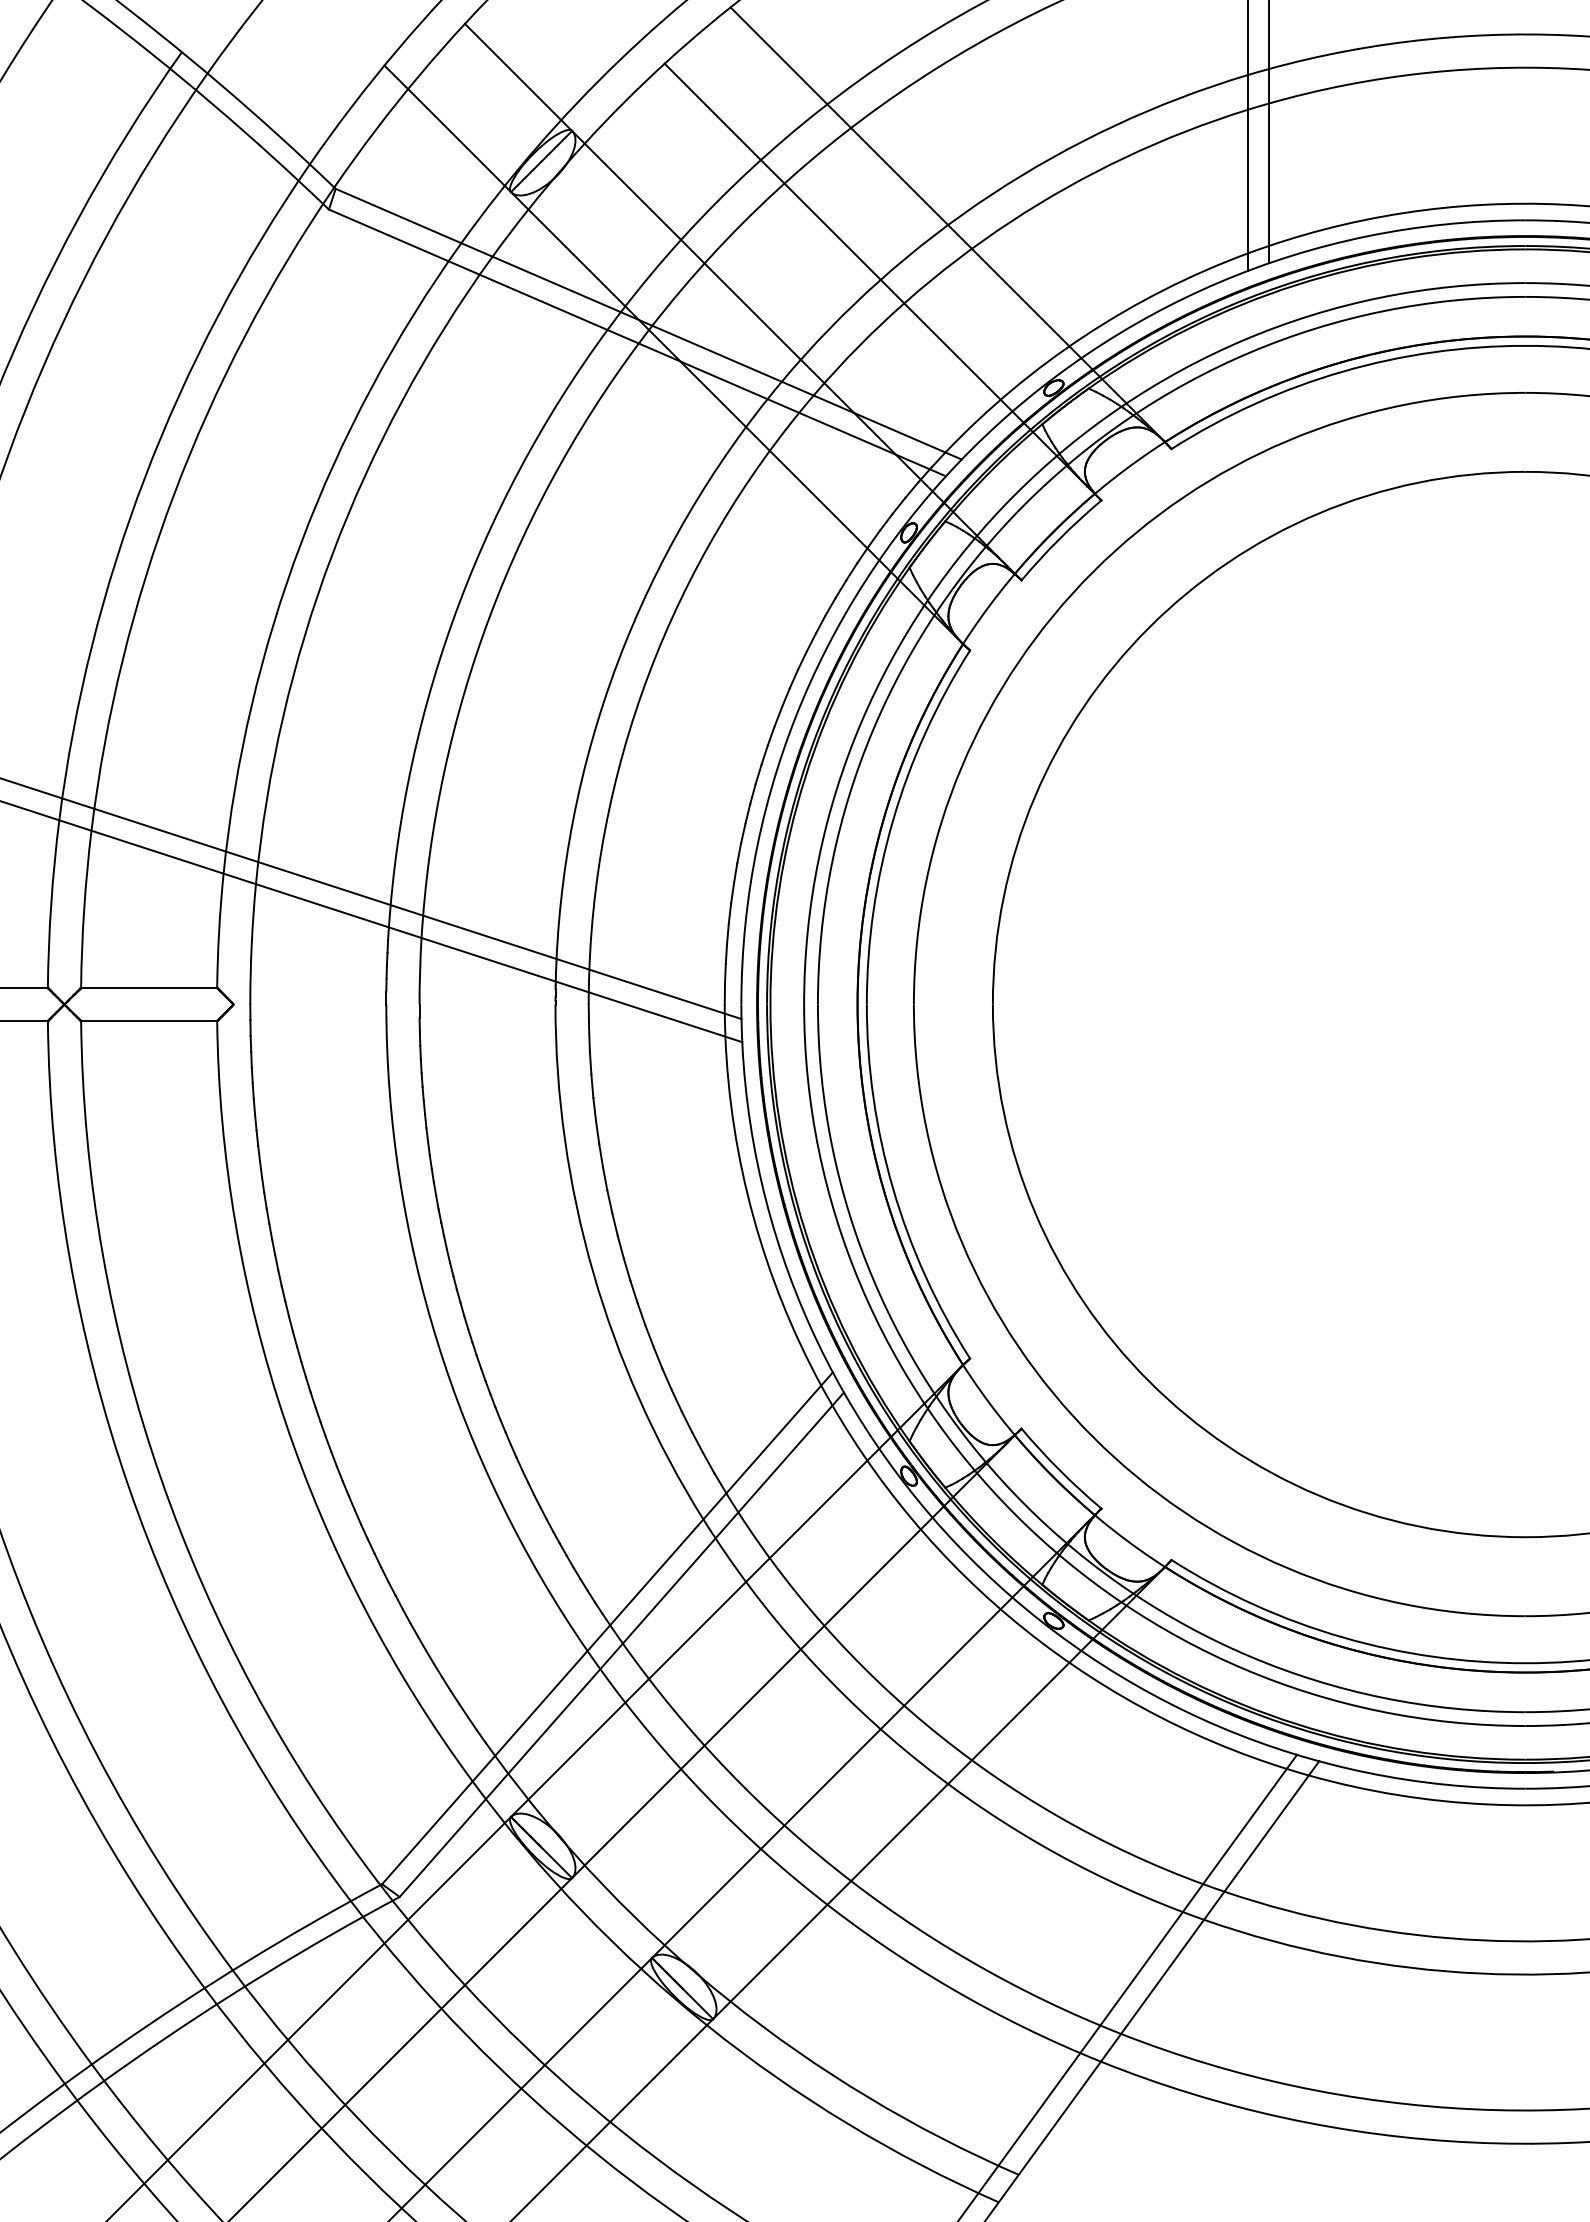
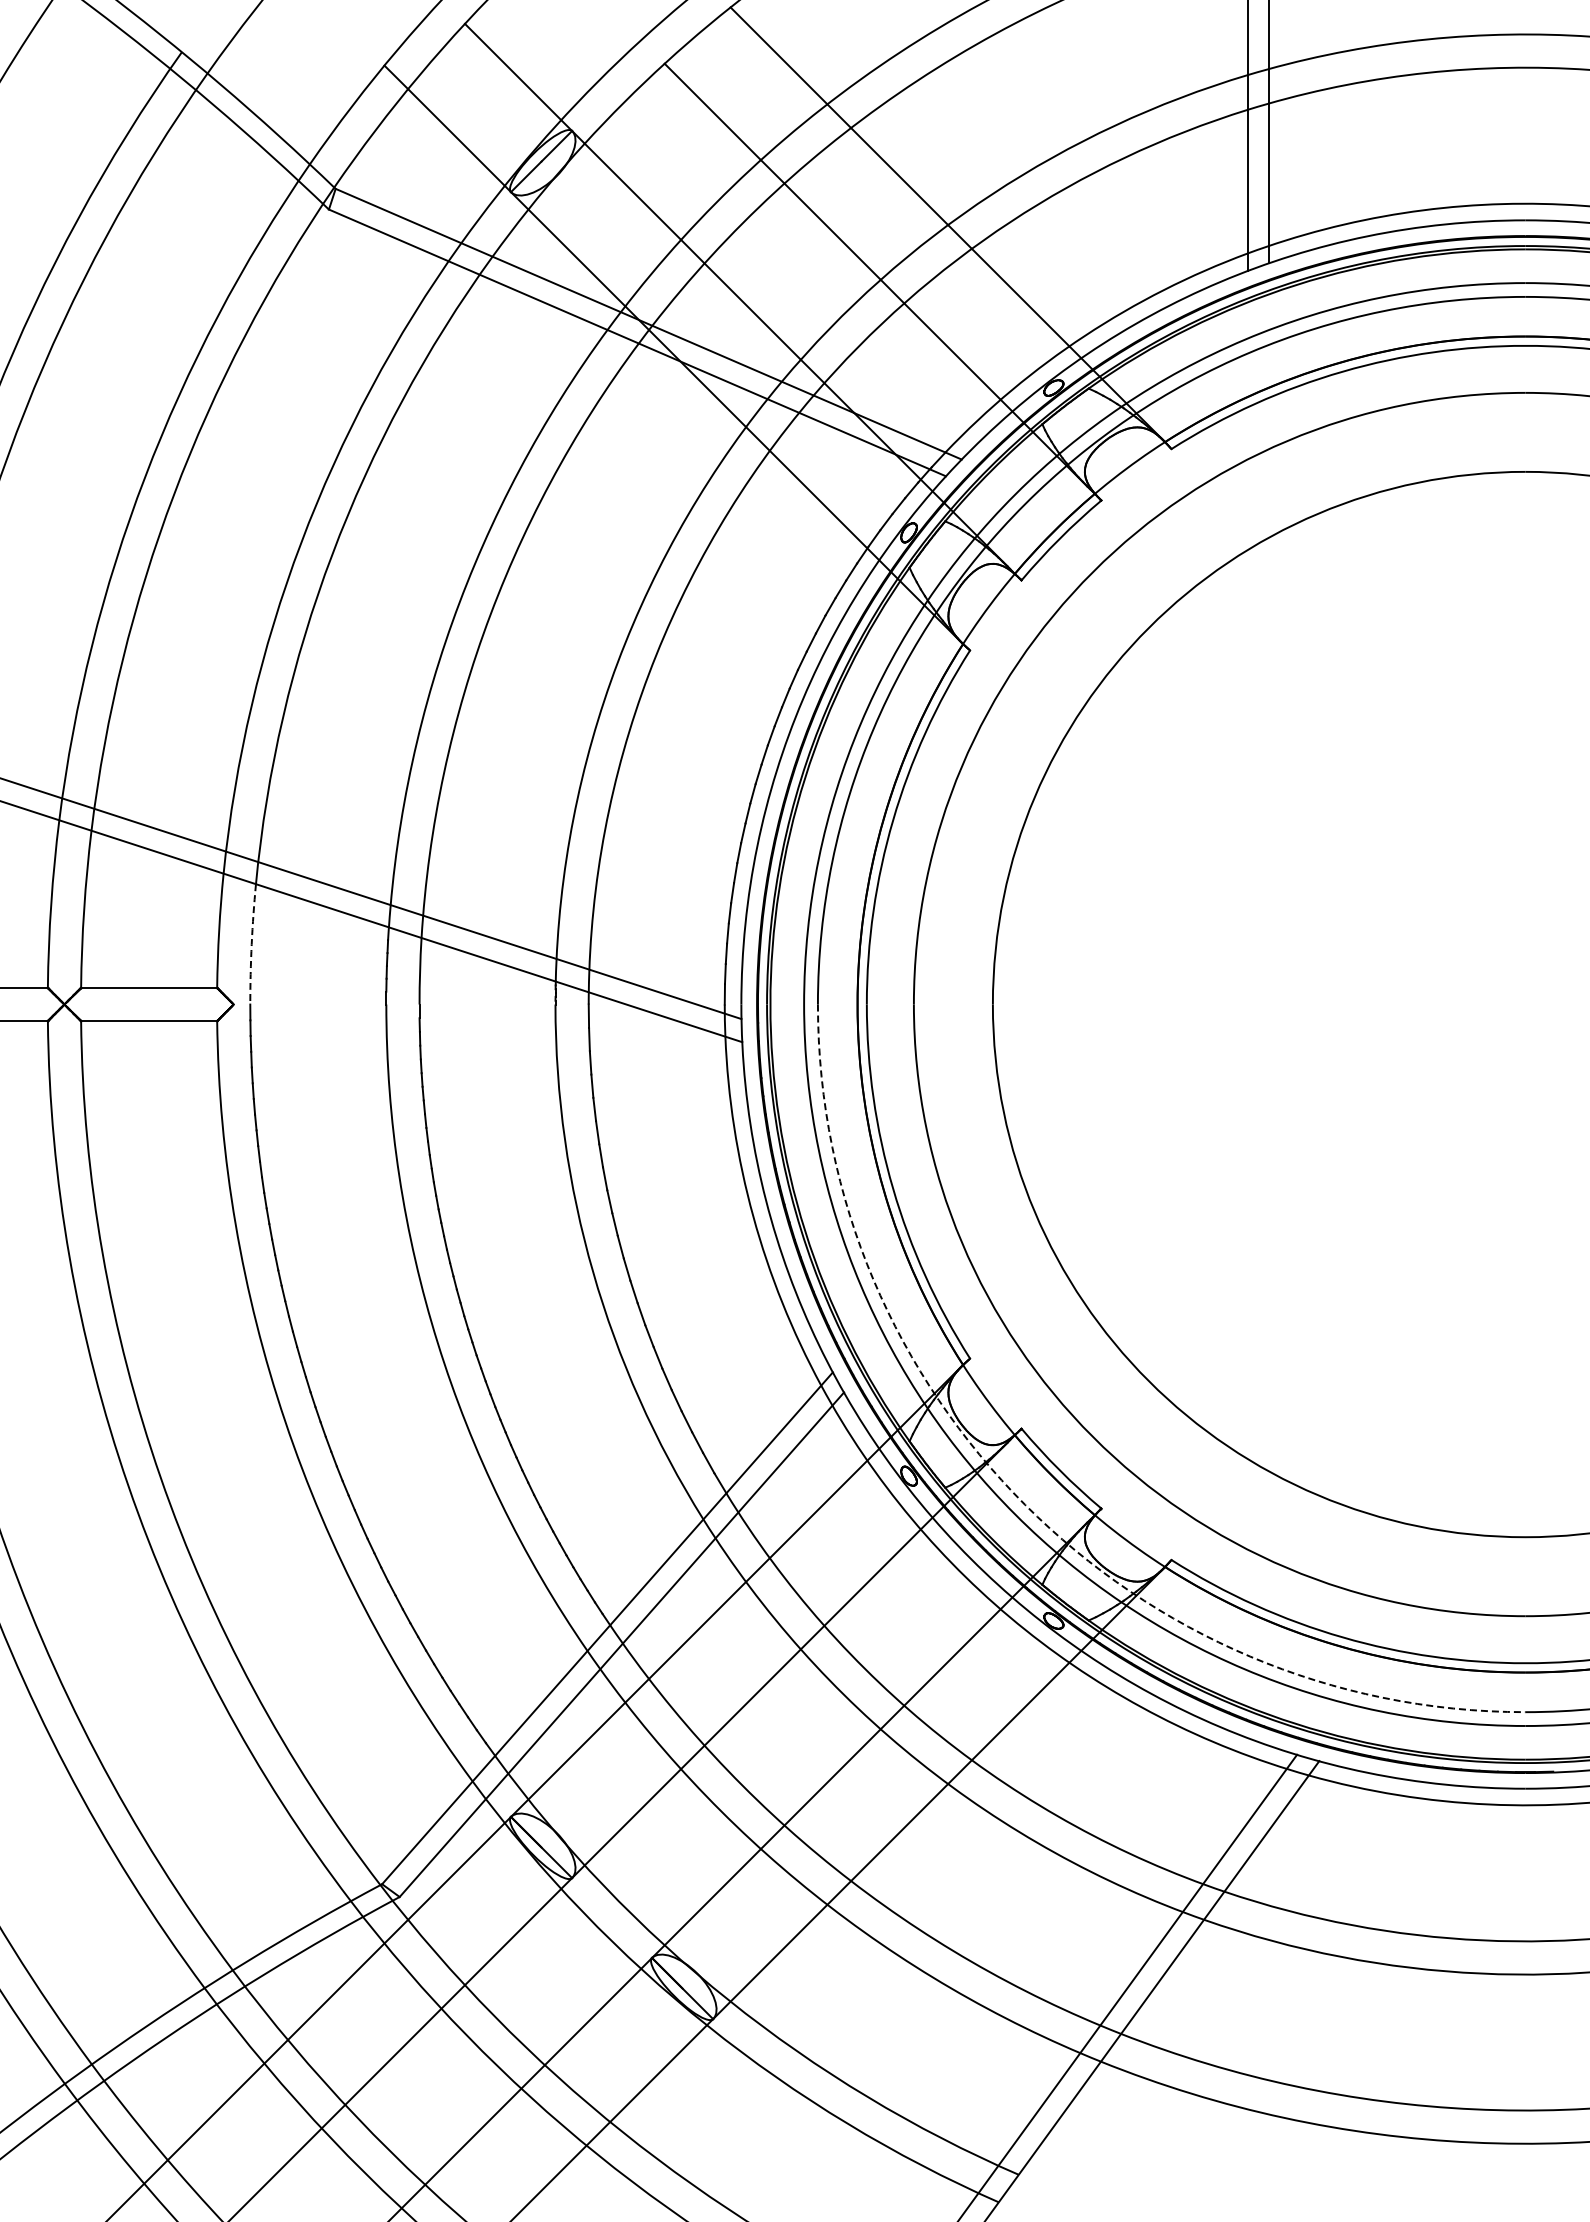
arc: solid -> dashed (251, 944)
arc: solid -> dashed (1025, 1504)
